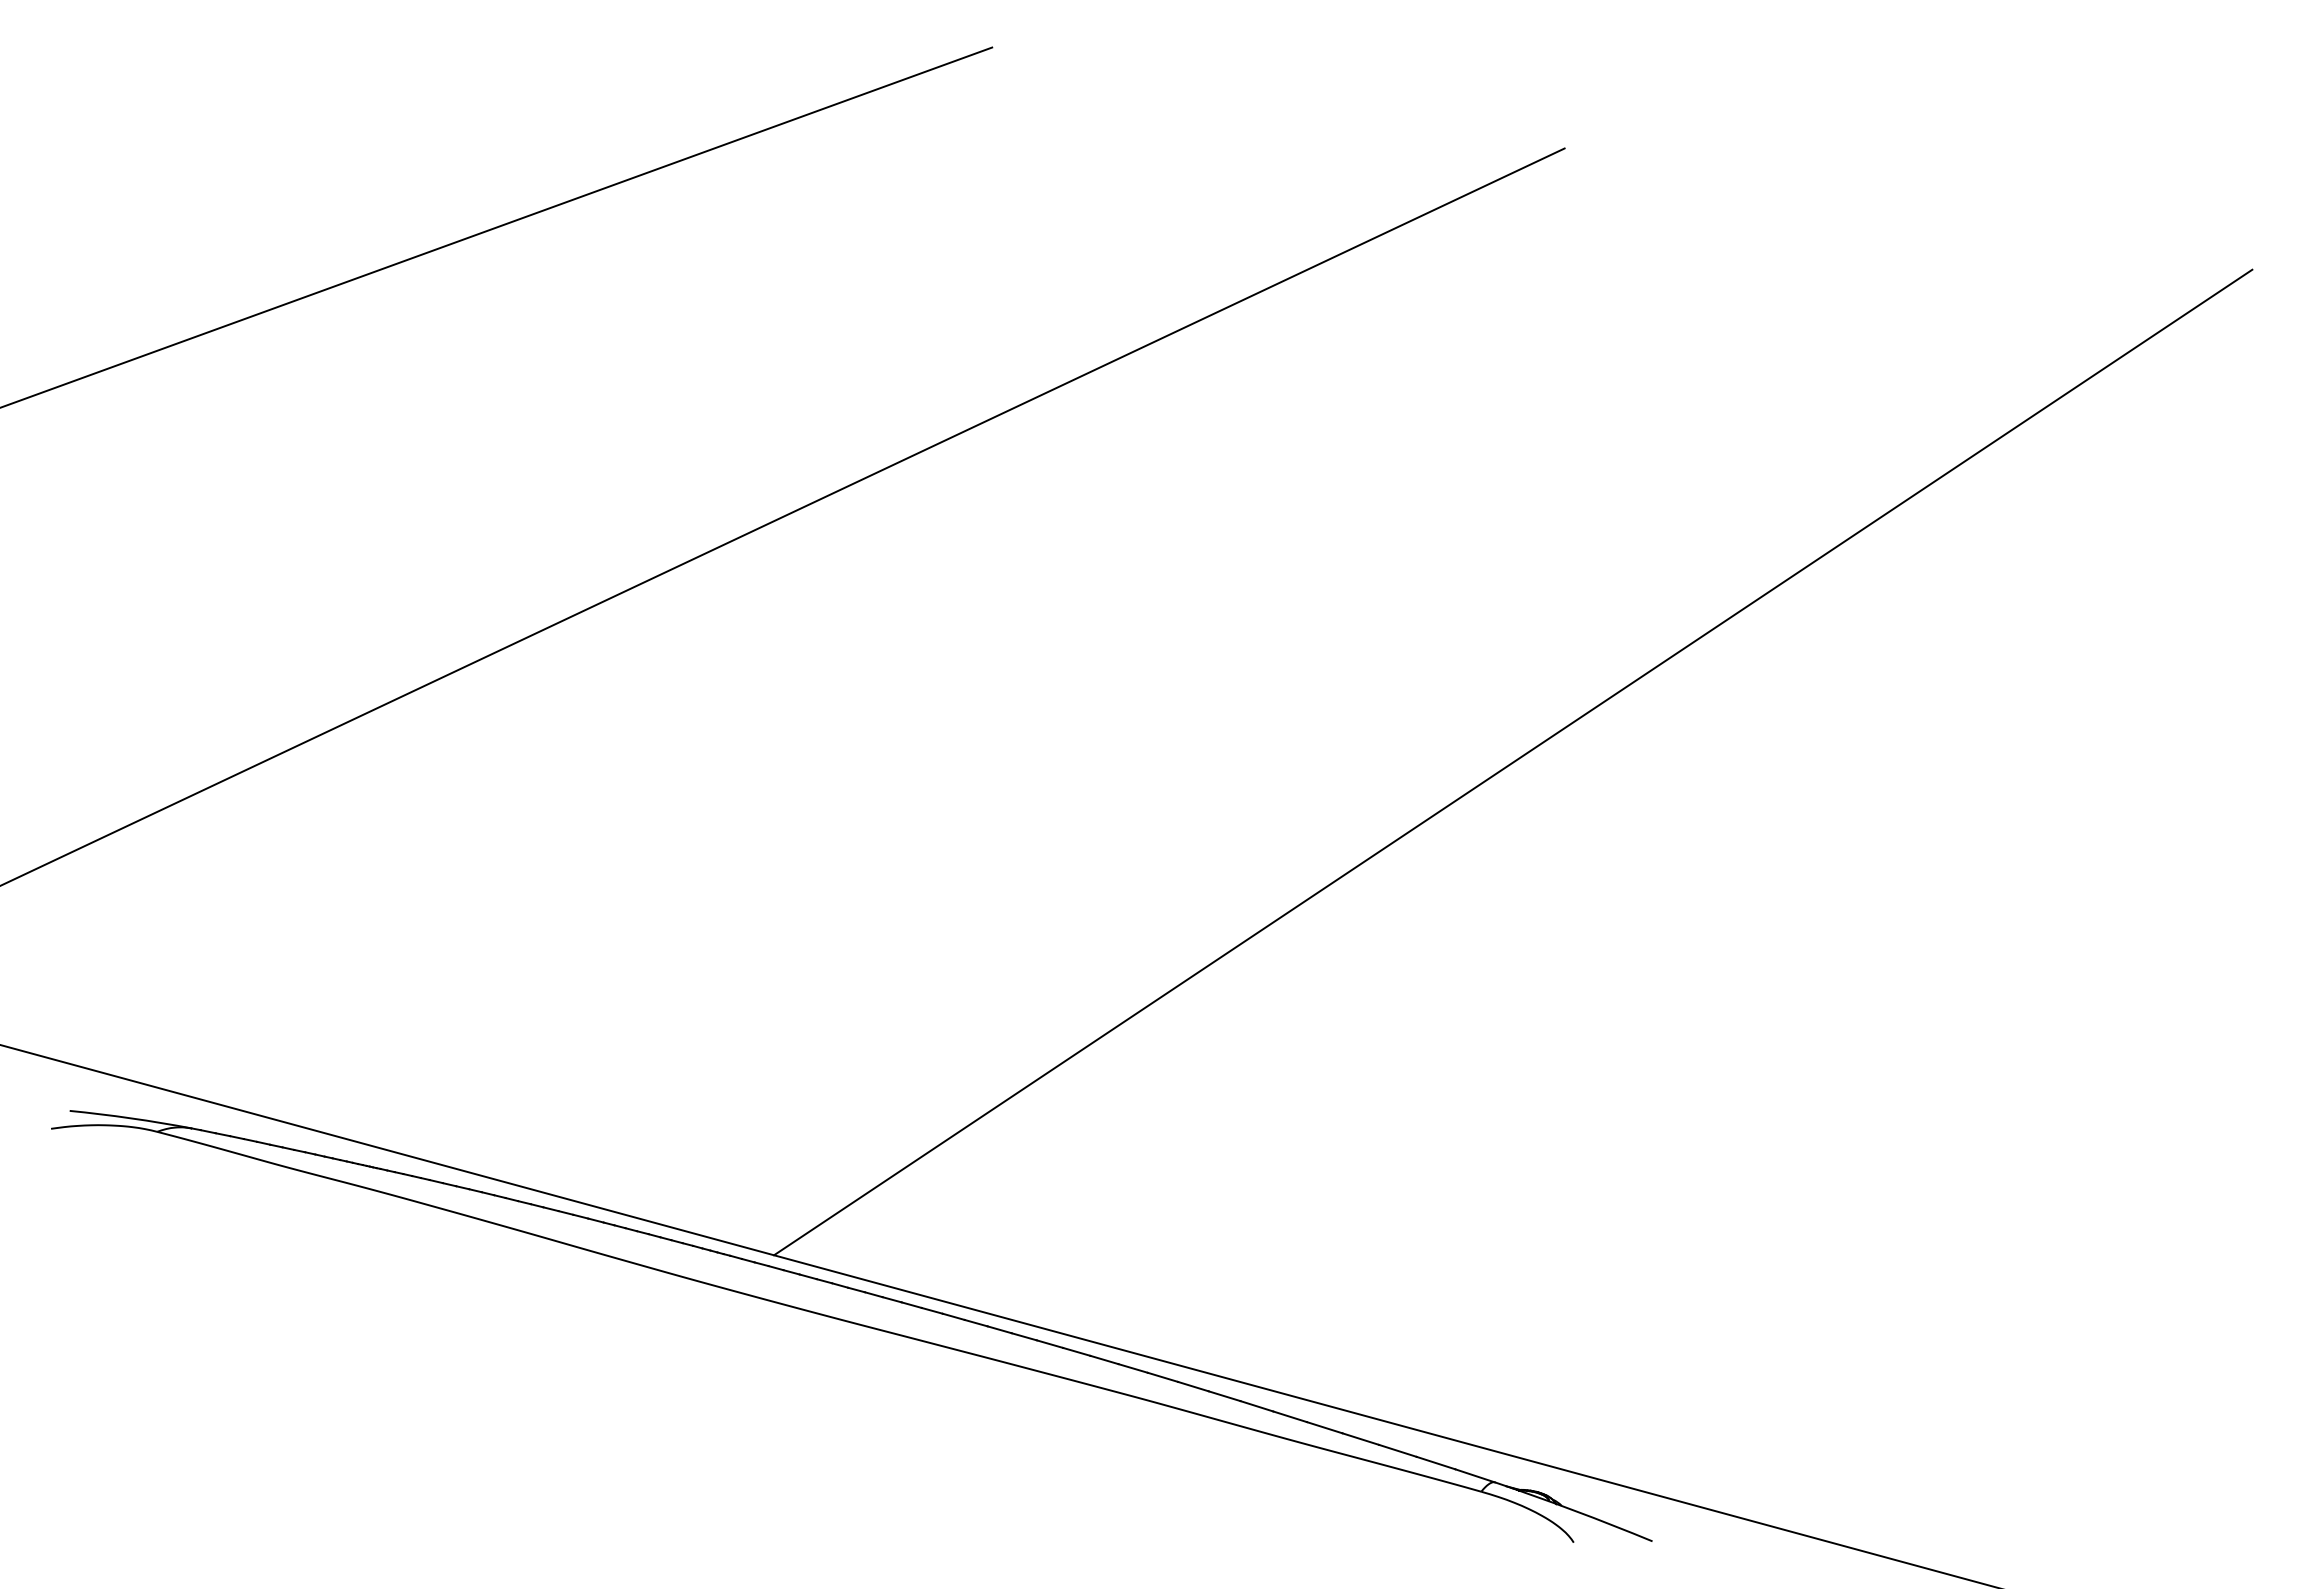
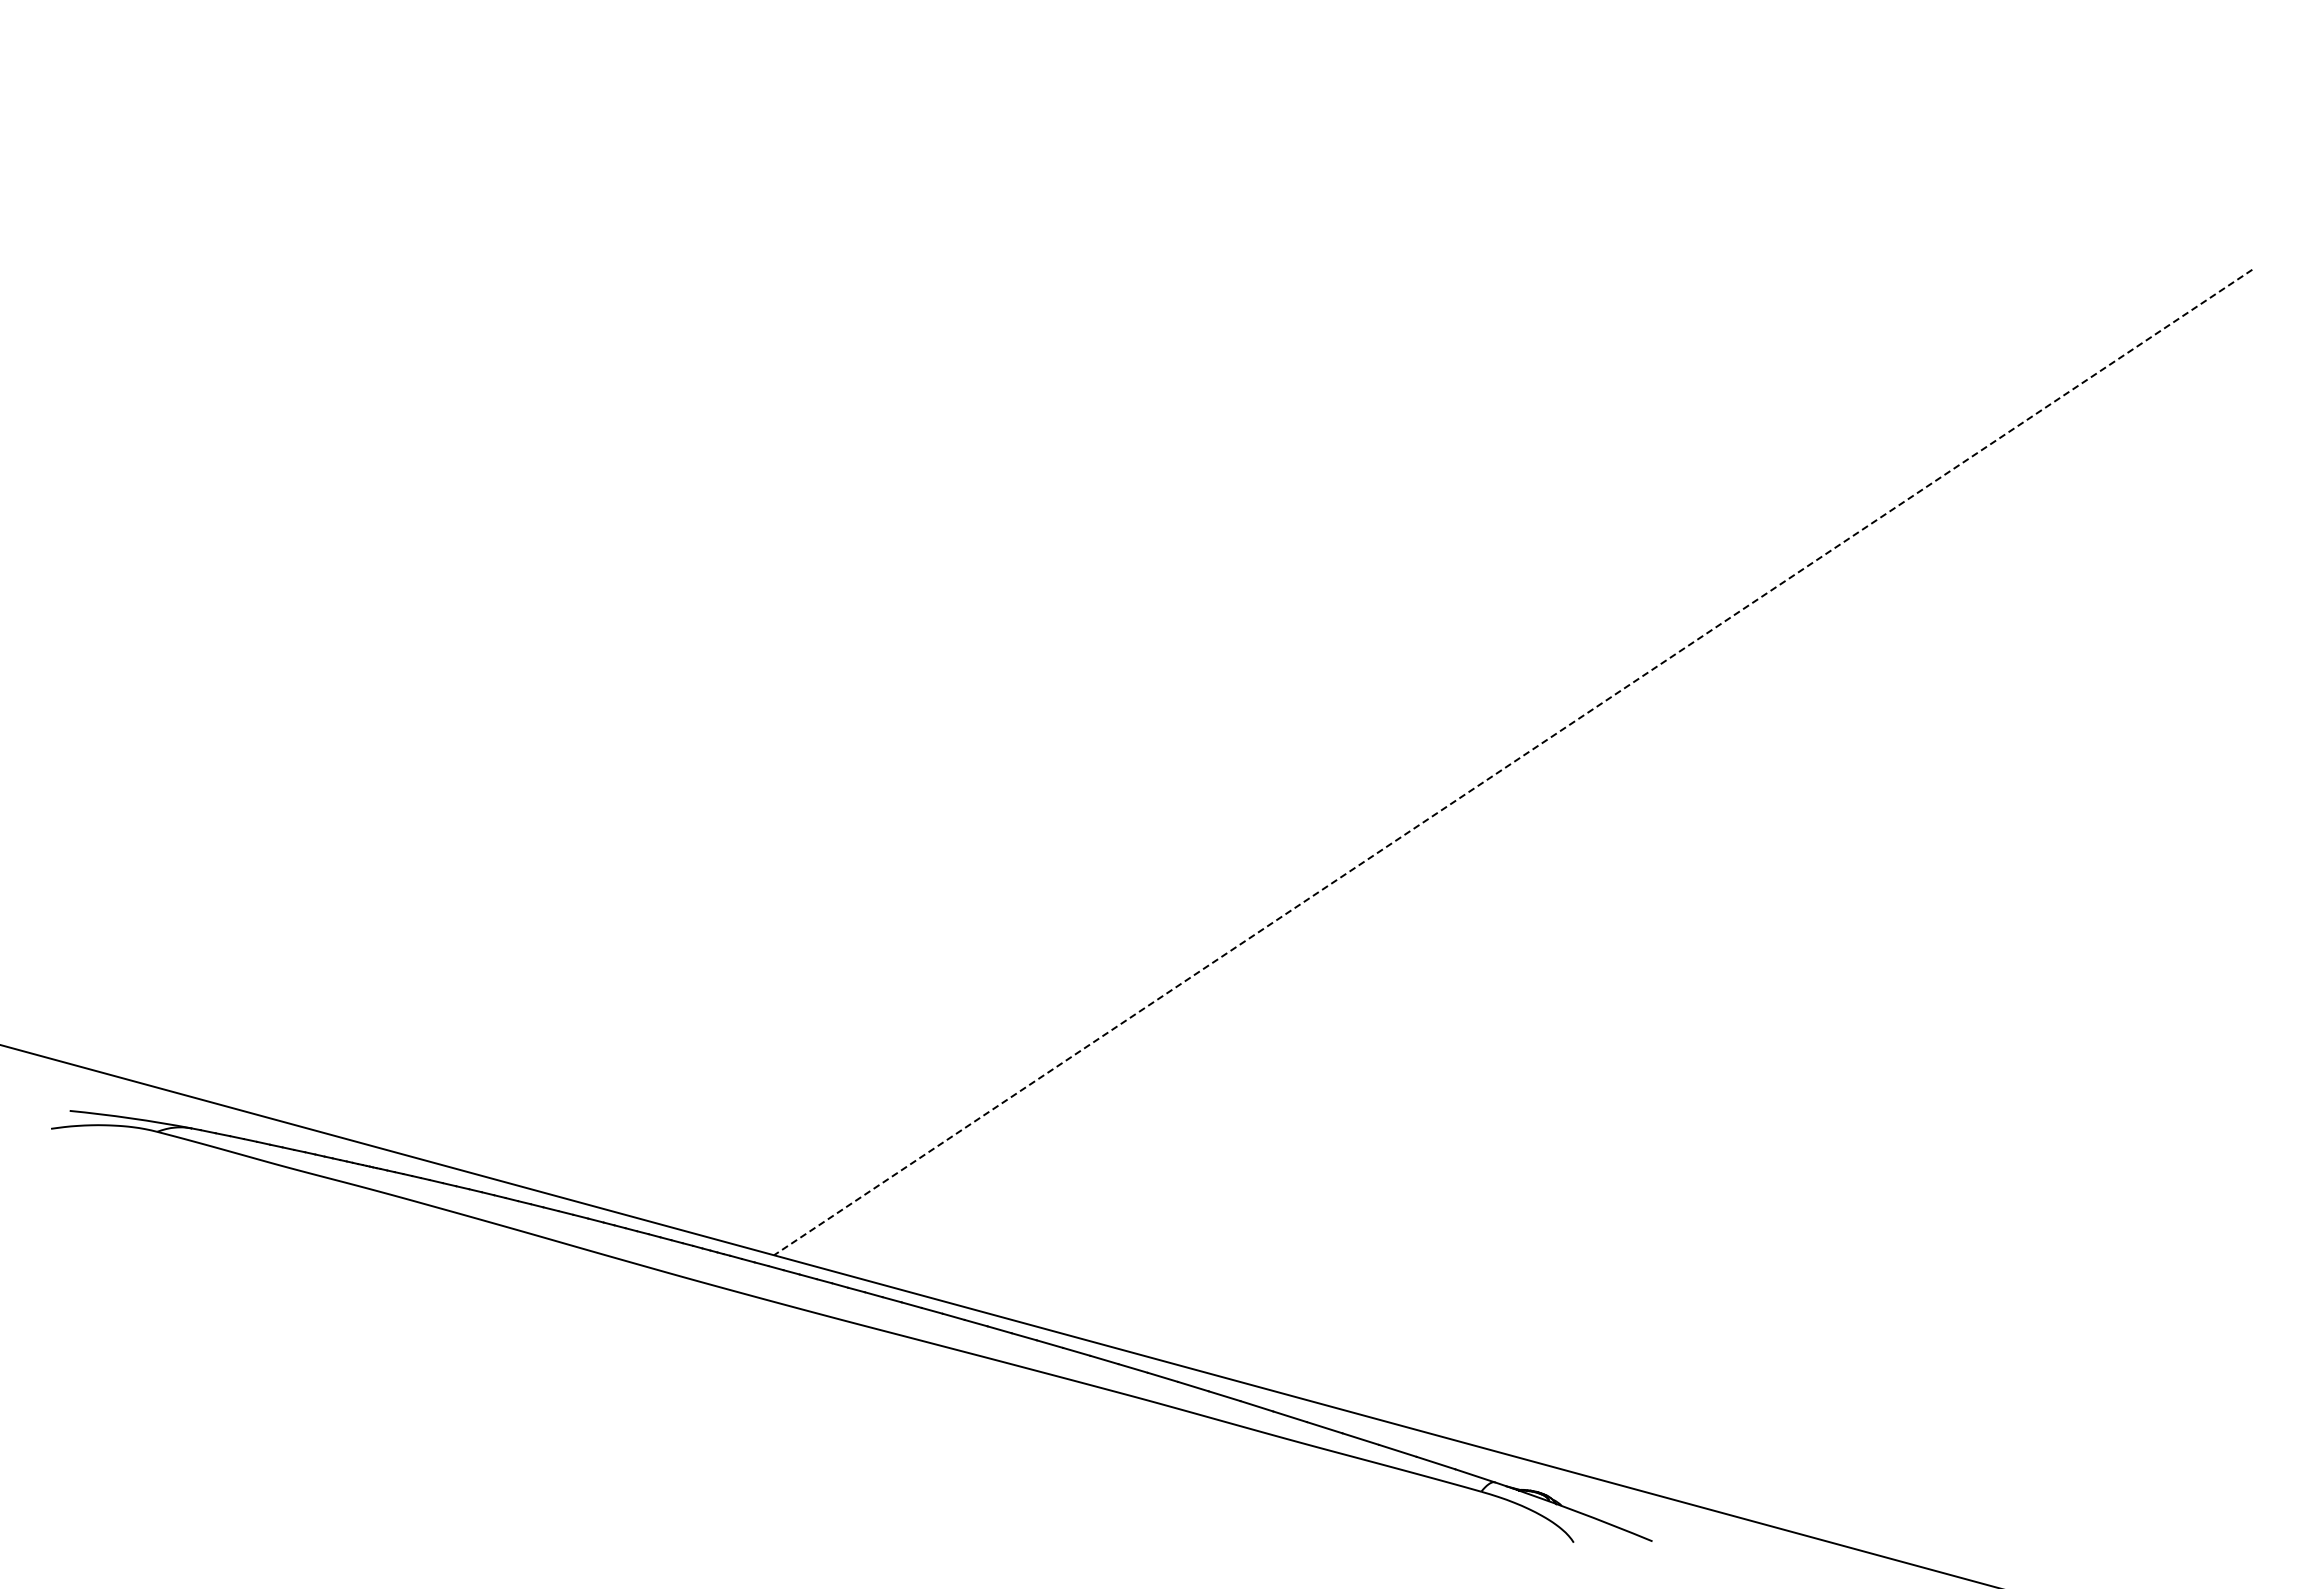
line: present -> none (497, 227)
line: present -> none (783, 516)
line: solid -> dashed (1512, 762)
